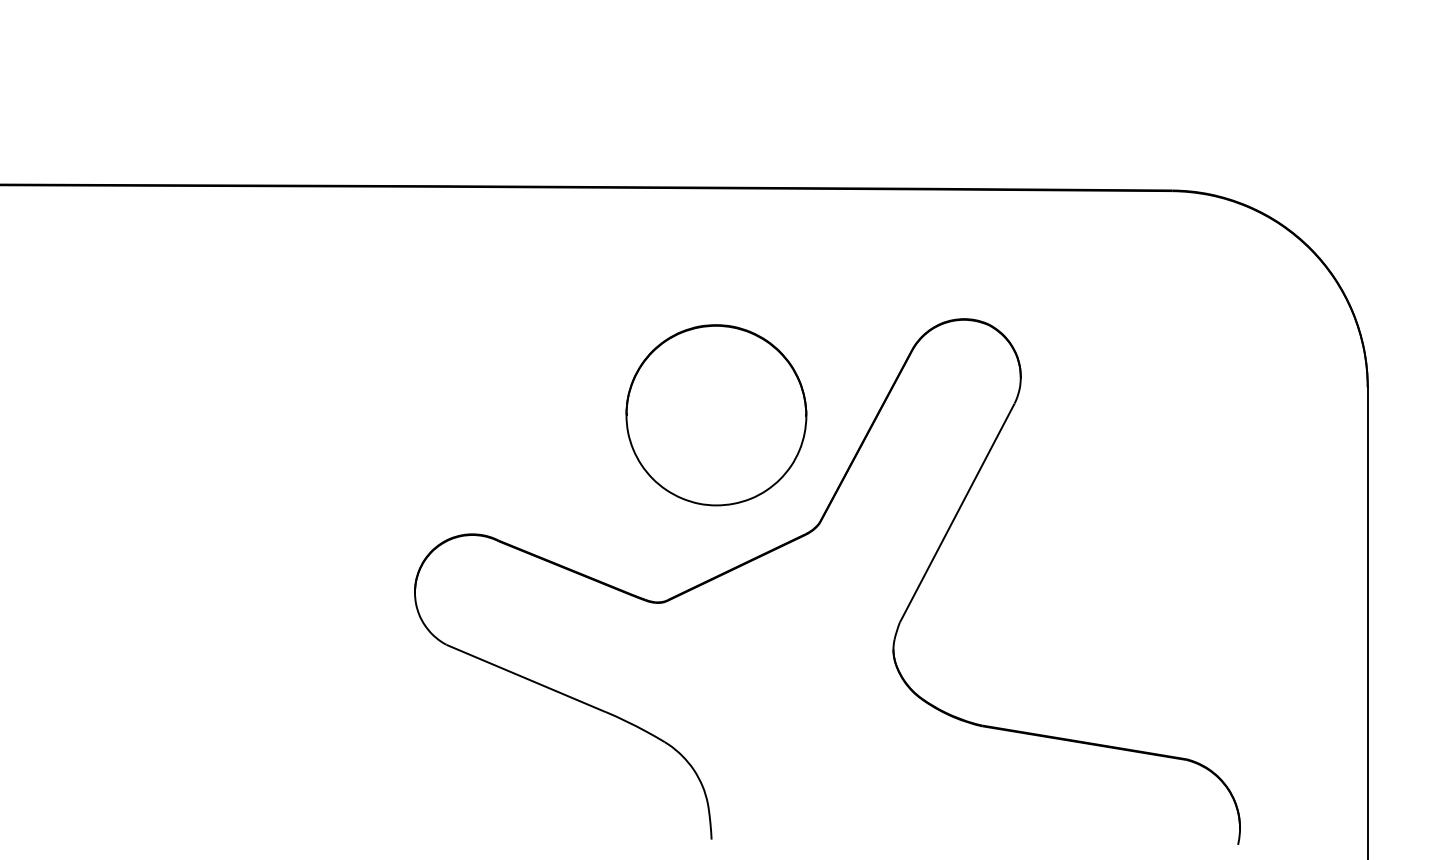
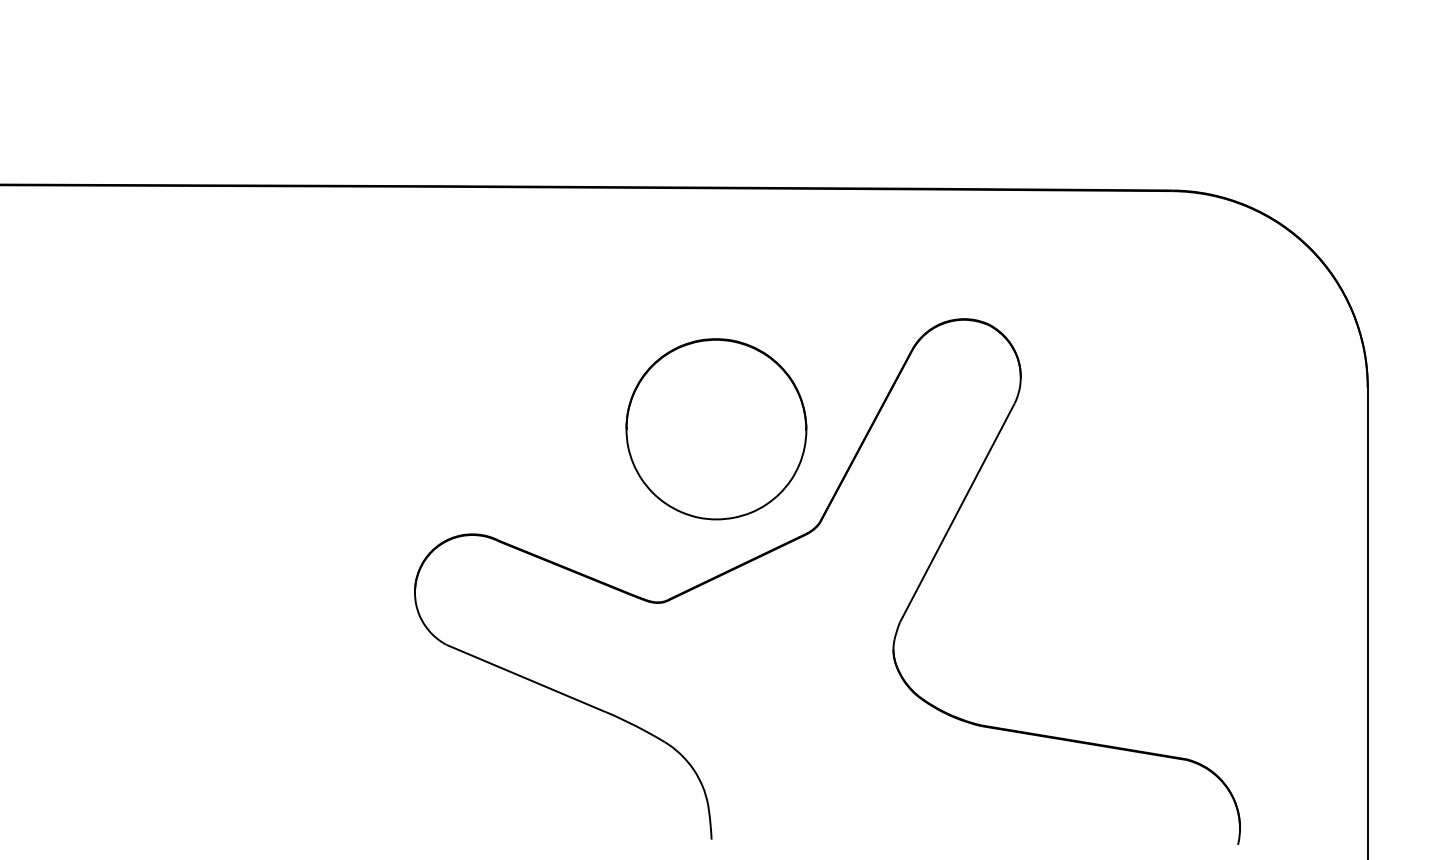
part position: (716, 415) -> (716, 429) (716, 429)
